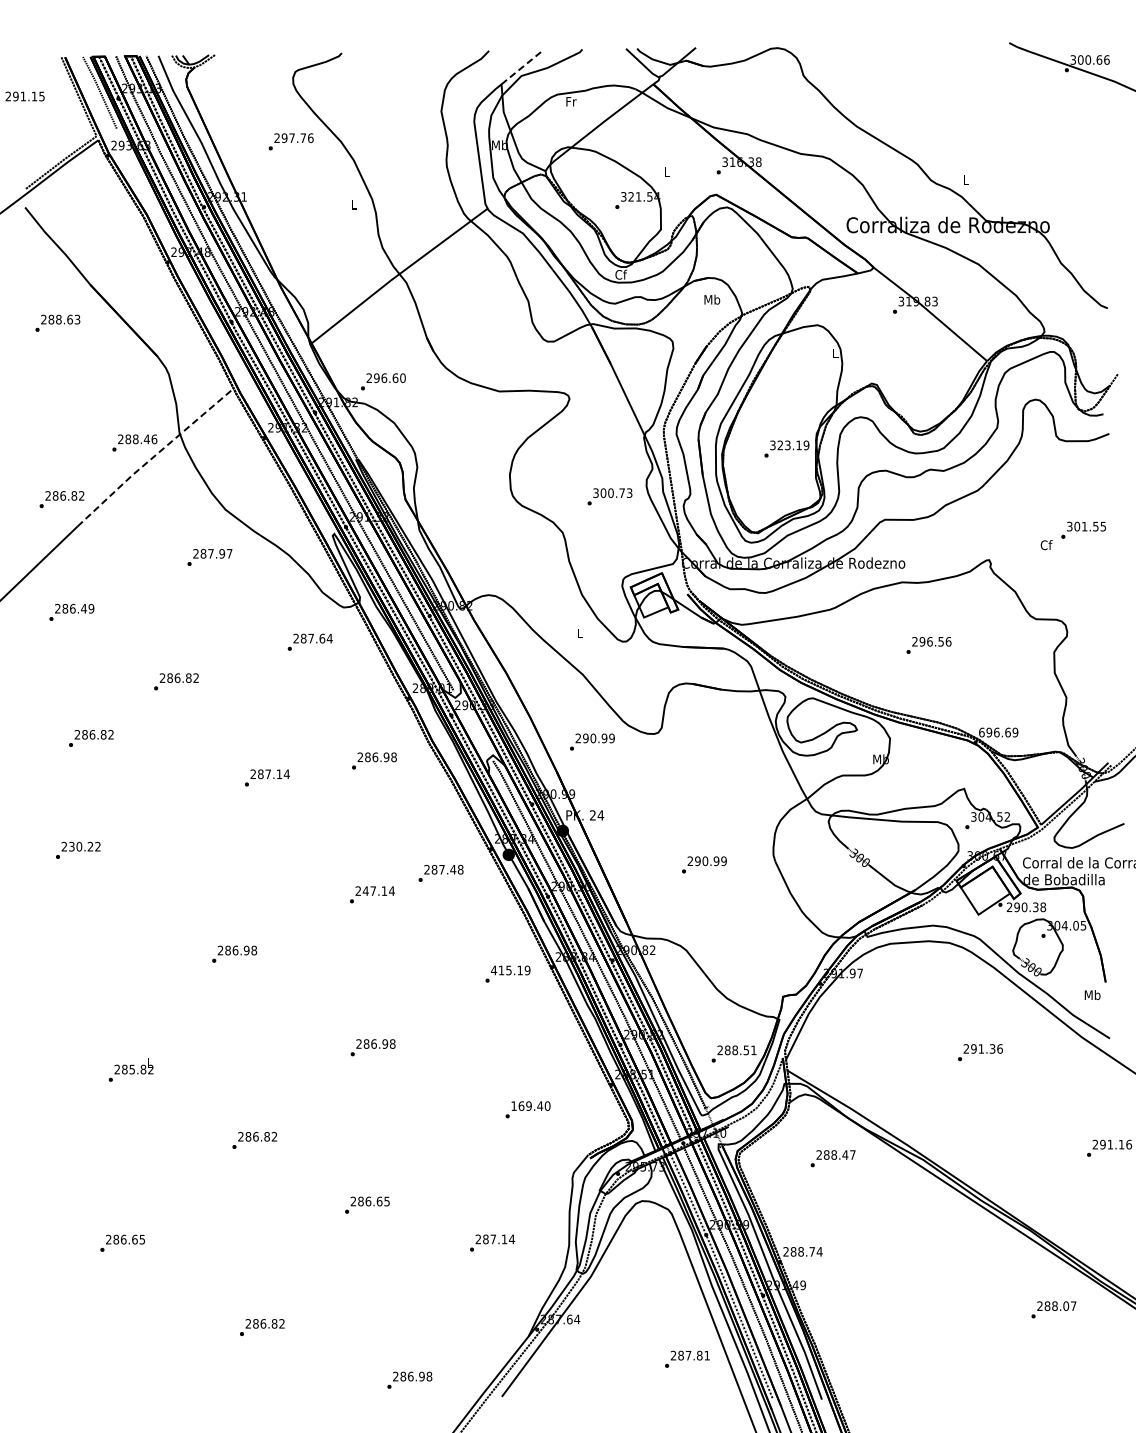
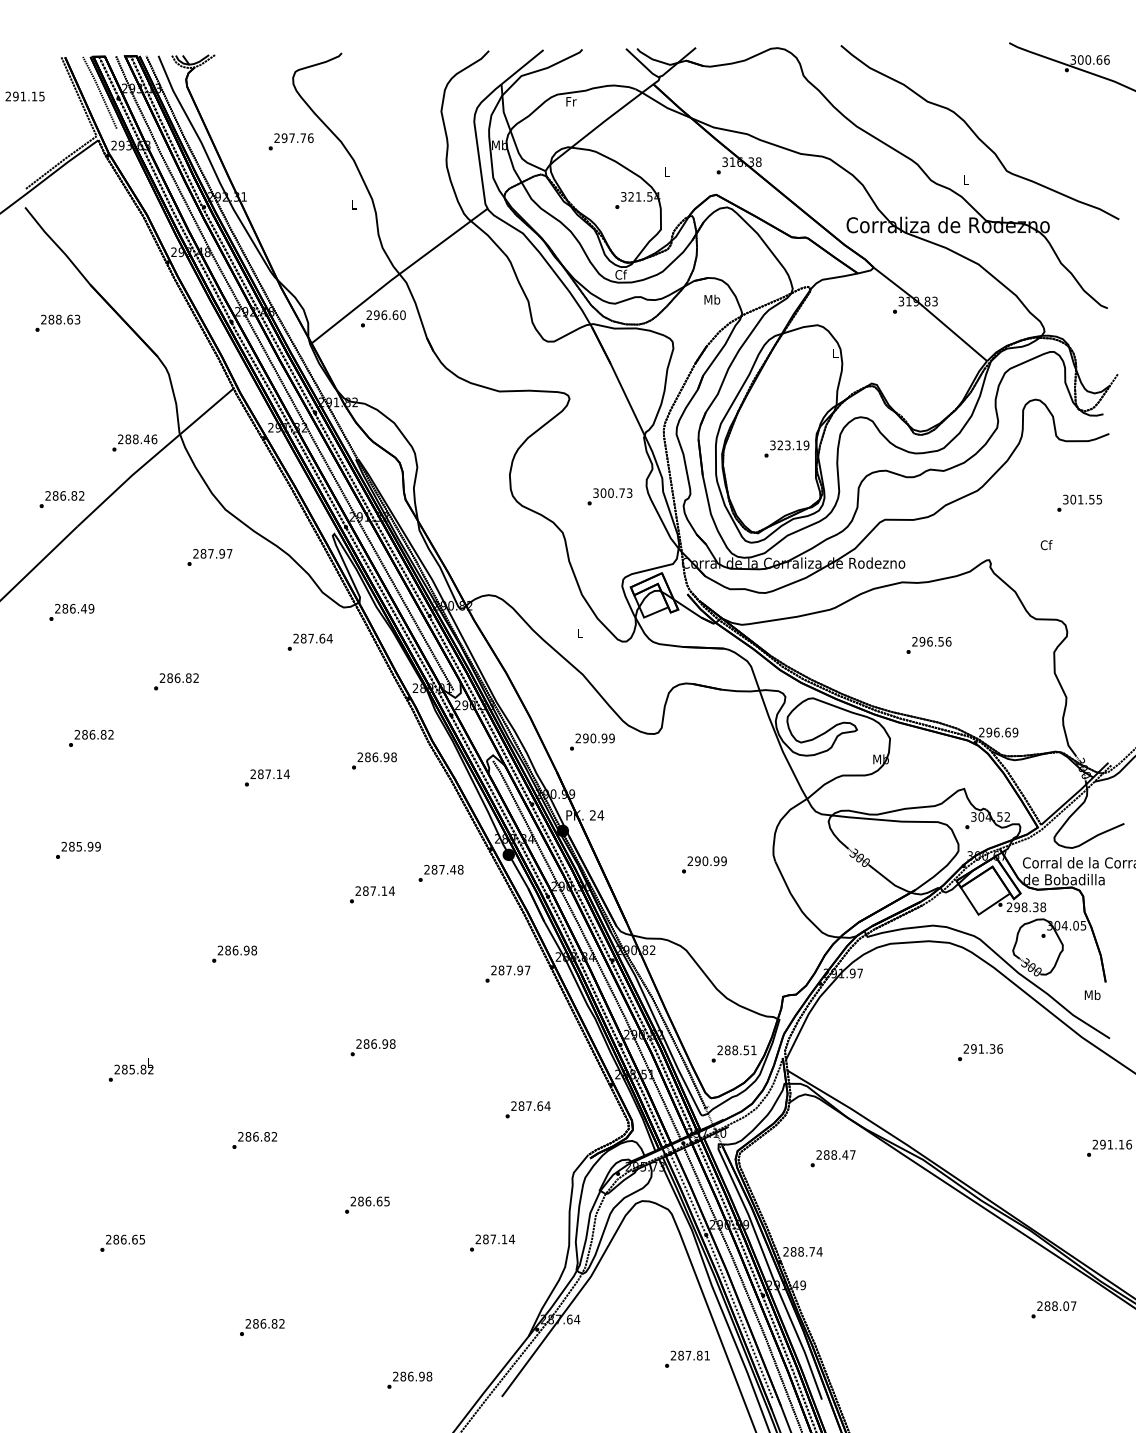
line: dashed -> solid (522, 66)
curve: none -> present (976, 134)
text position: (383, 381) -> (383, 318) (383, 318)
line: dashed -> solid (154, 456)
text position: (1083, 529) -> (1079, 502) (1079, 502)
text: 696.69 -> 296.69 (981, 732)
text: 230.22 -> 285.99 (84, 846)
text: 247.14 -> 287.14 (365, 890)
text: 290.38 -> 298.38 (1024, 906)
text: 415.19 -> 287.97 (510, 970)
text: 169.40 -> 287.64 (530, 1105)
